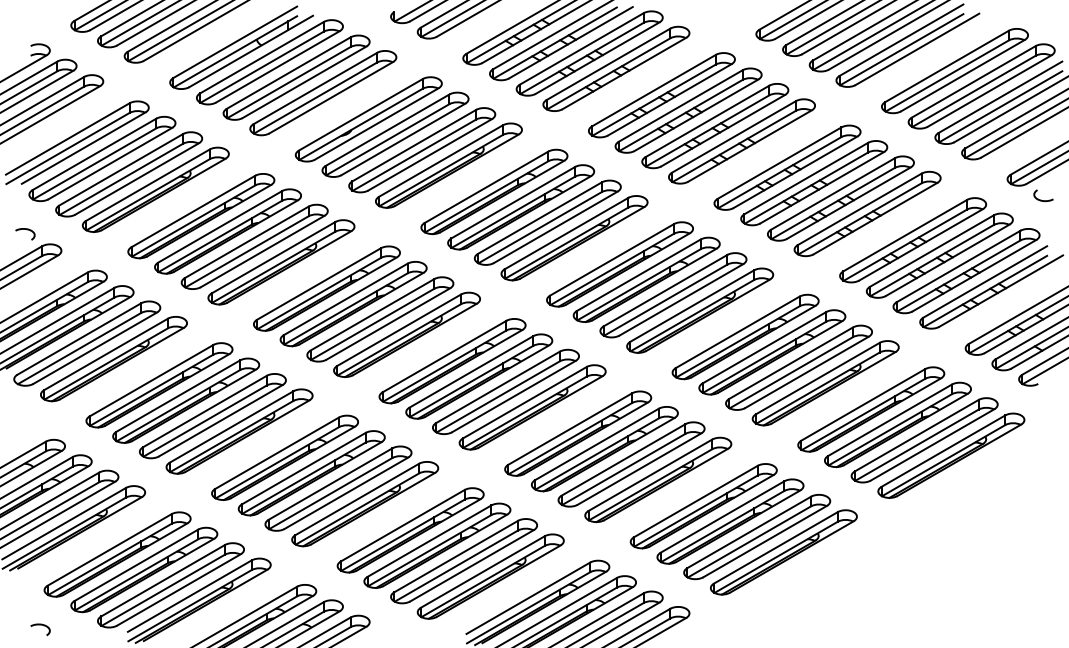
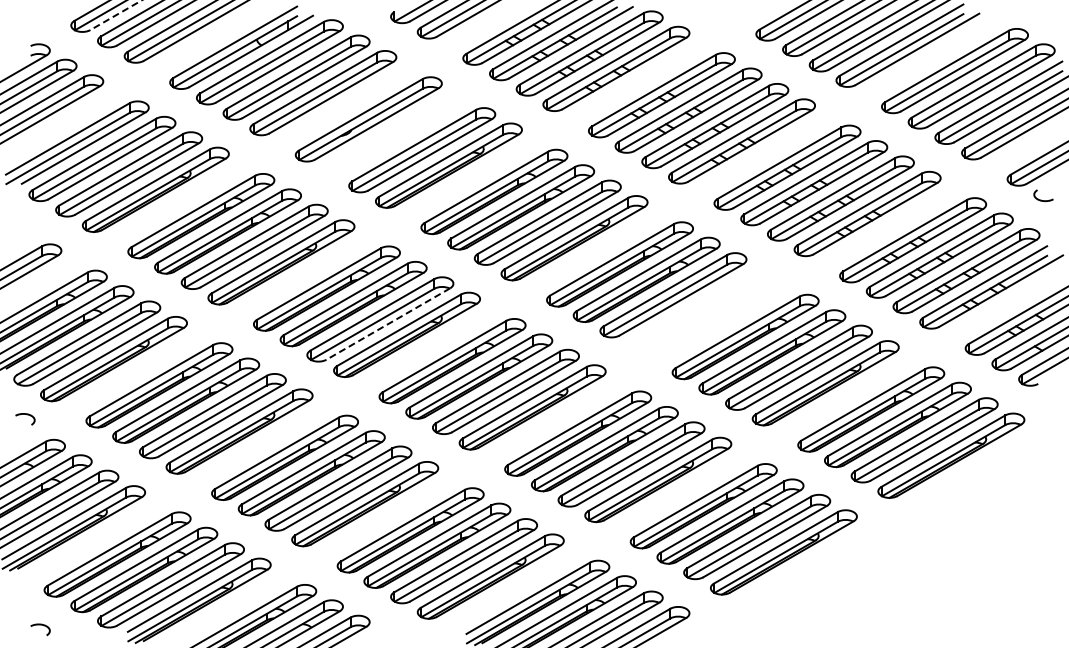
line: solid -> dashed (116, 15)
part: present -> none (395, 134)
curve position: (26, 230) -> (26, 415) (26, 415)
part: present -> none (700, 310)
line: solid -> dashed (387, 324)
